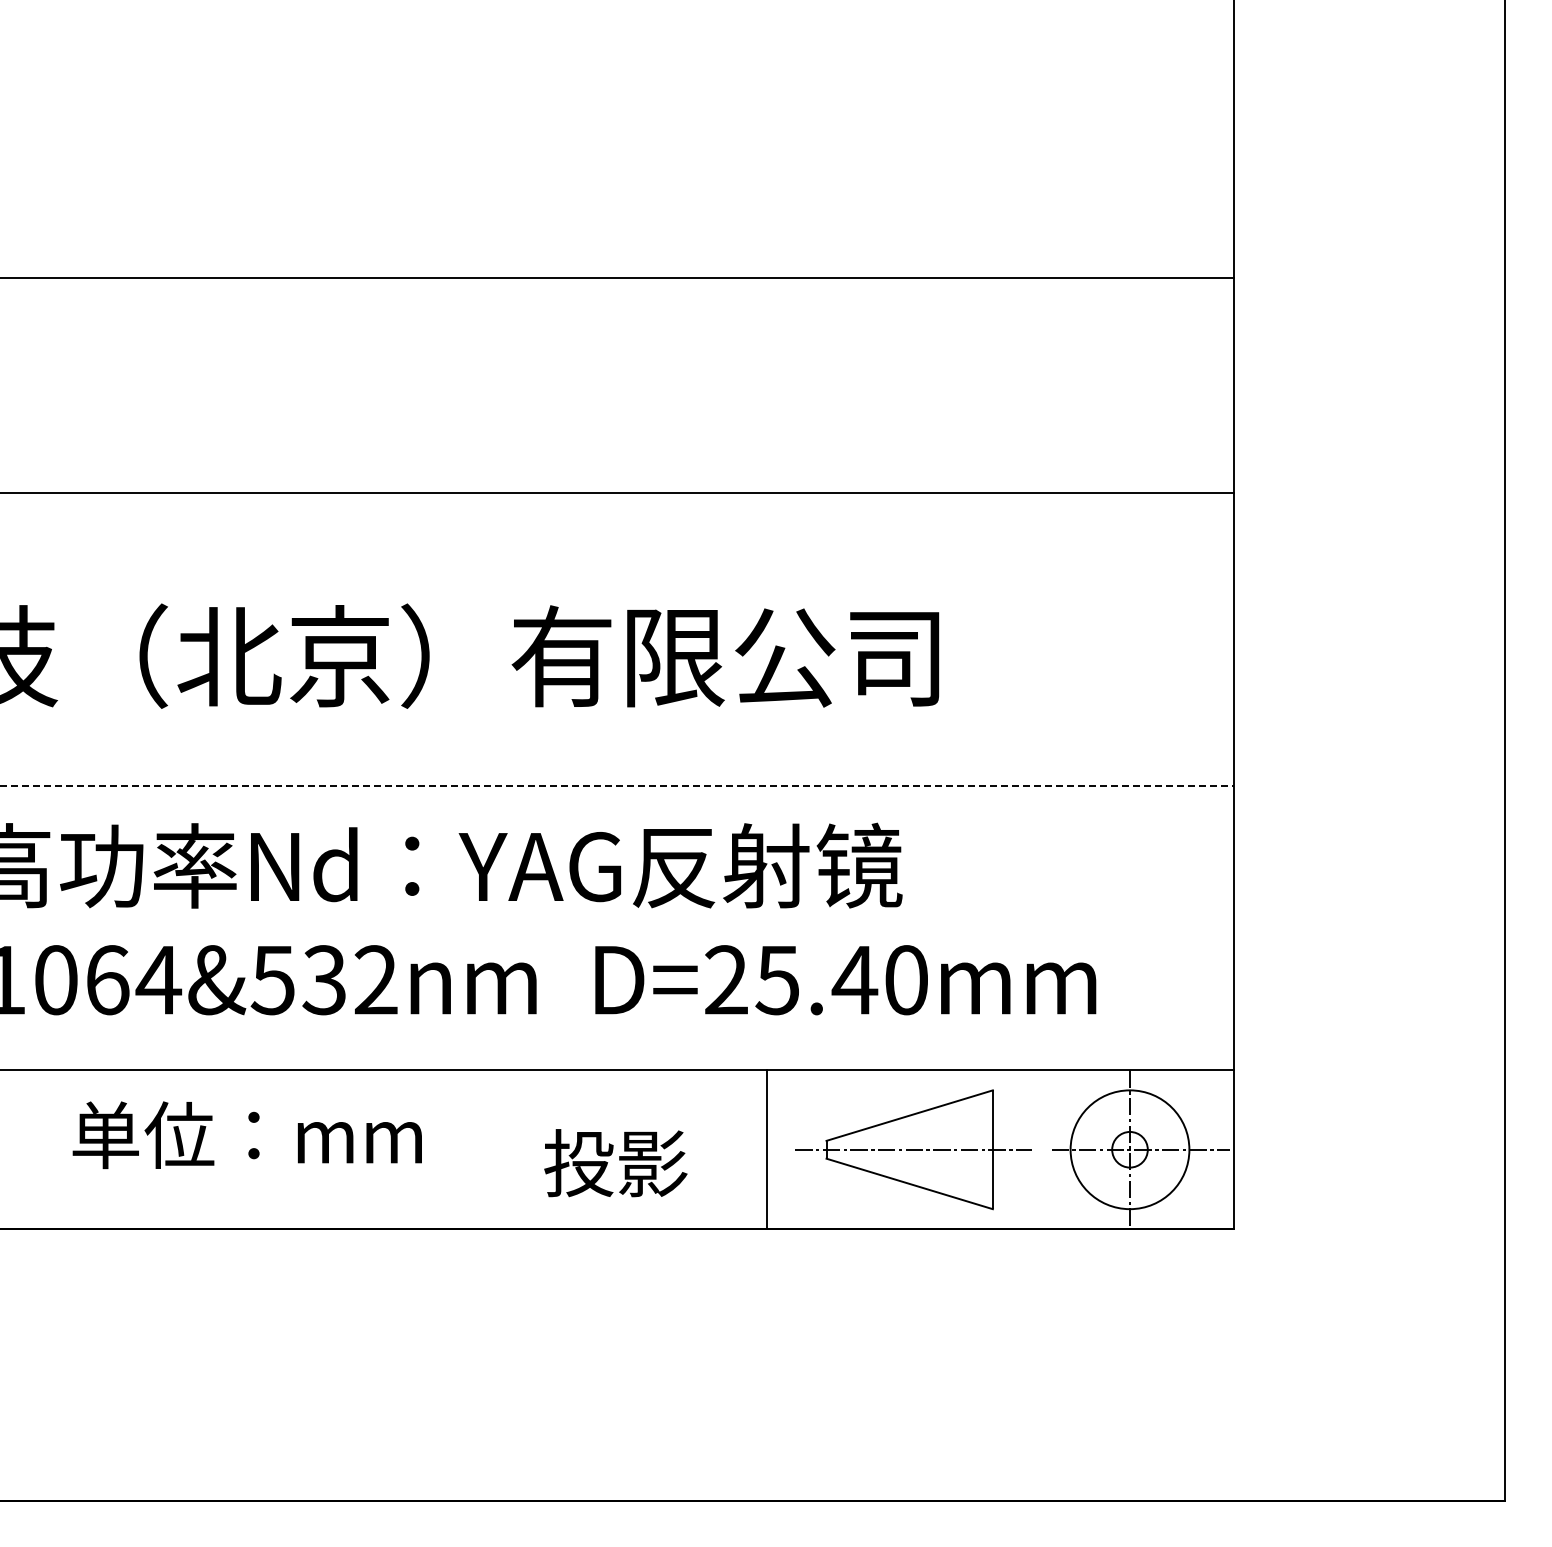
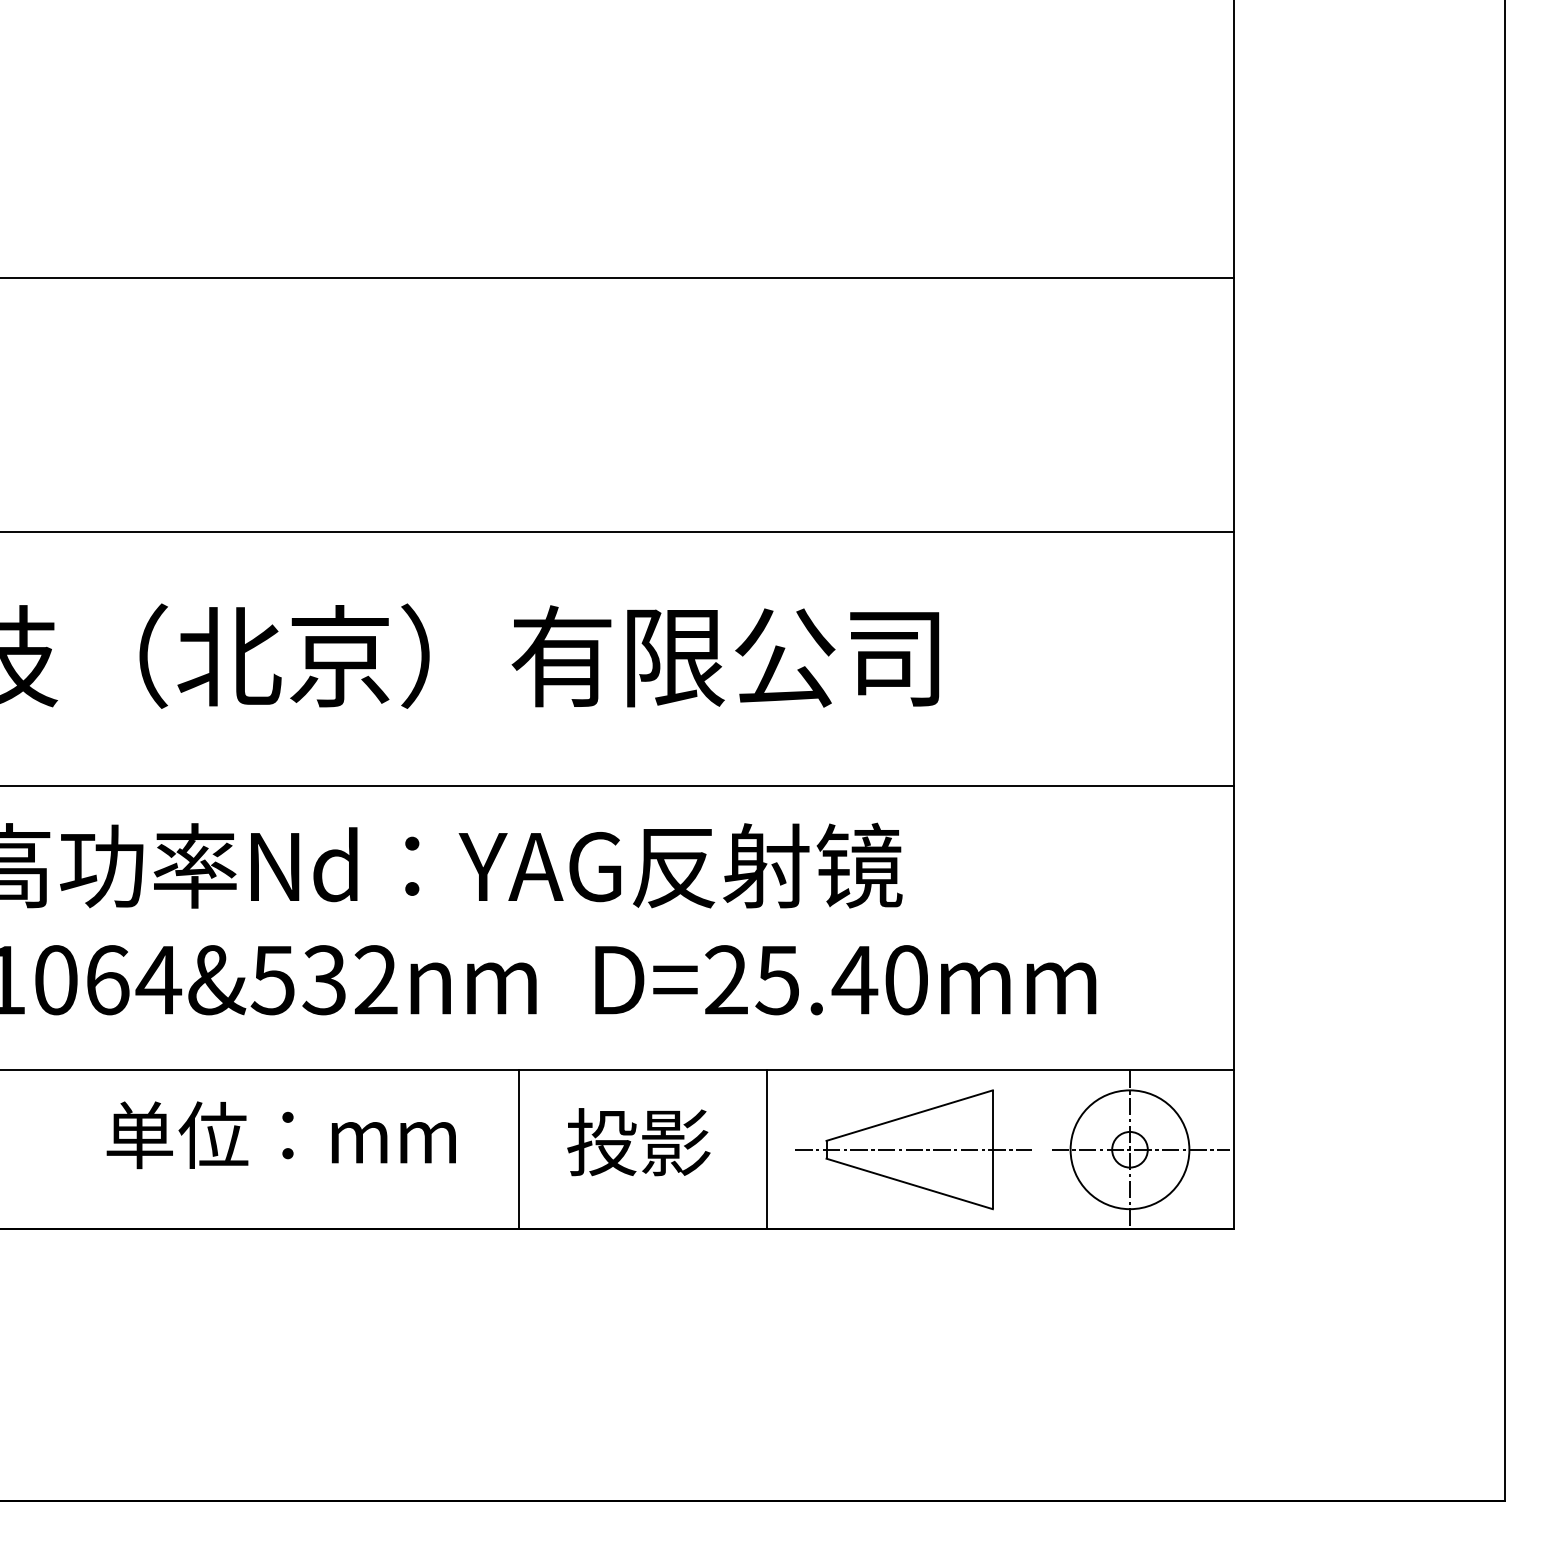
line position: (617, 492) -> (617, 531) (617, 531)
line: dashed -> solid (617, 785)
text position: (246, 1135) -> (280, 1135) (280, 1135)
line: none -> present (519, 1149)
text position: (615, 1163) -> (638, 1142) (638, 1142)
